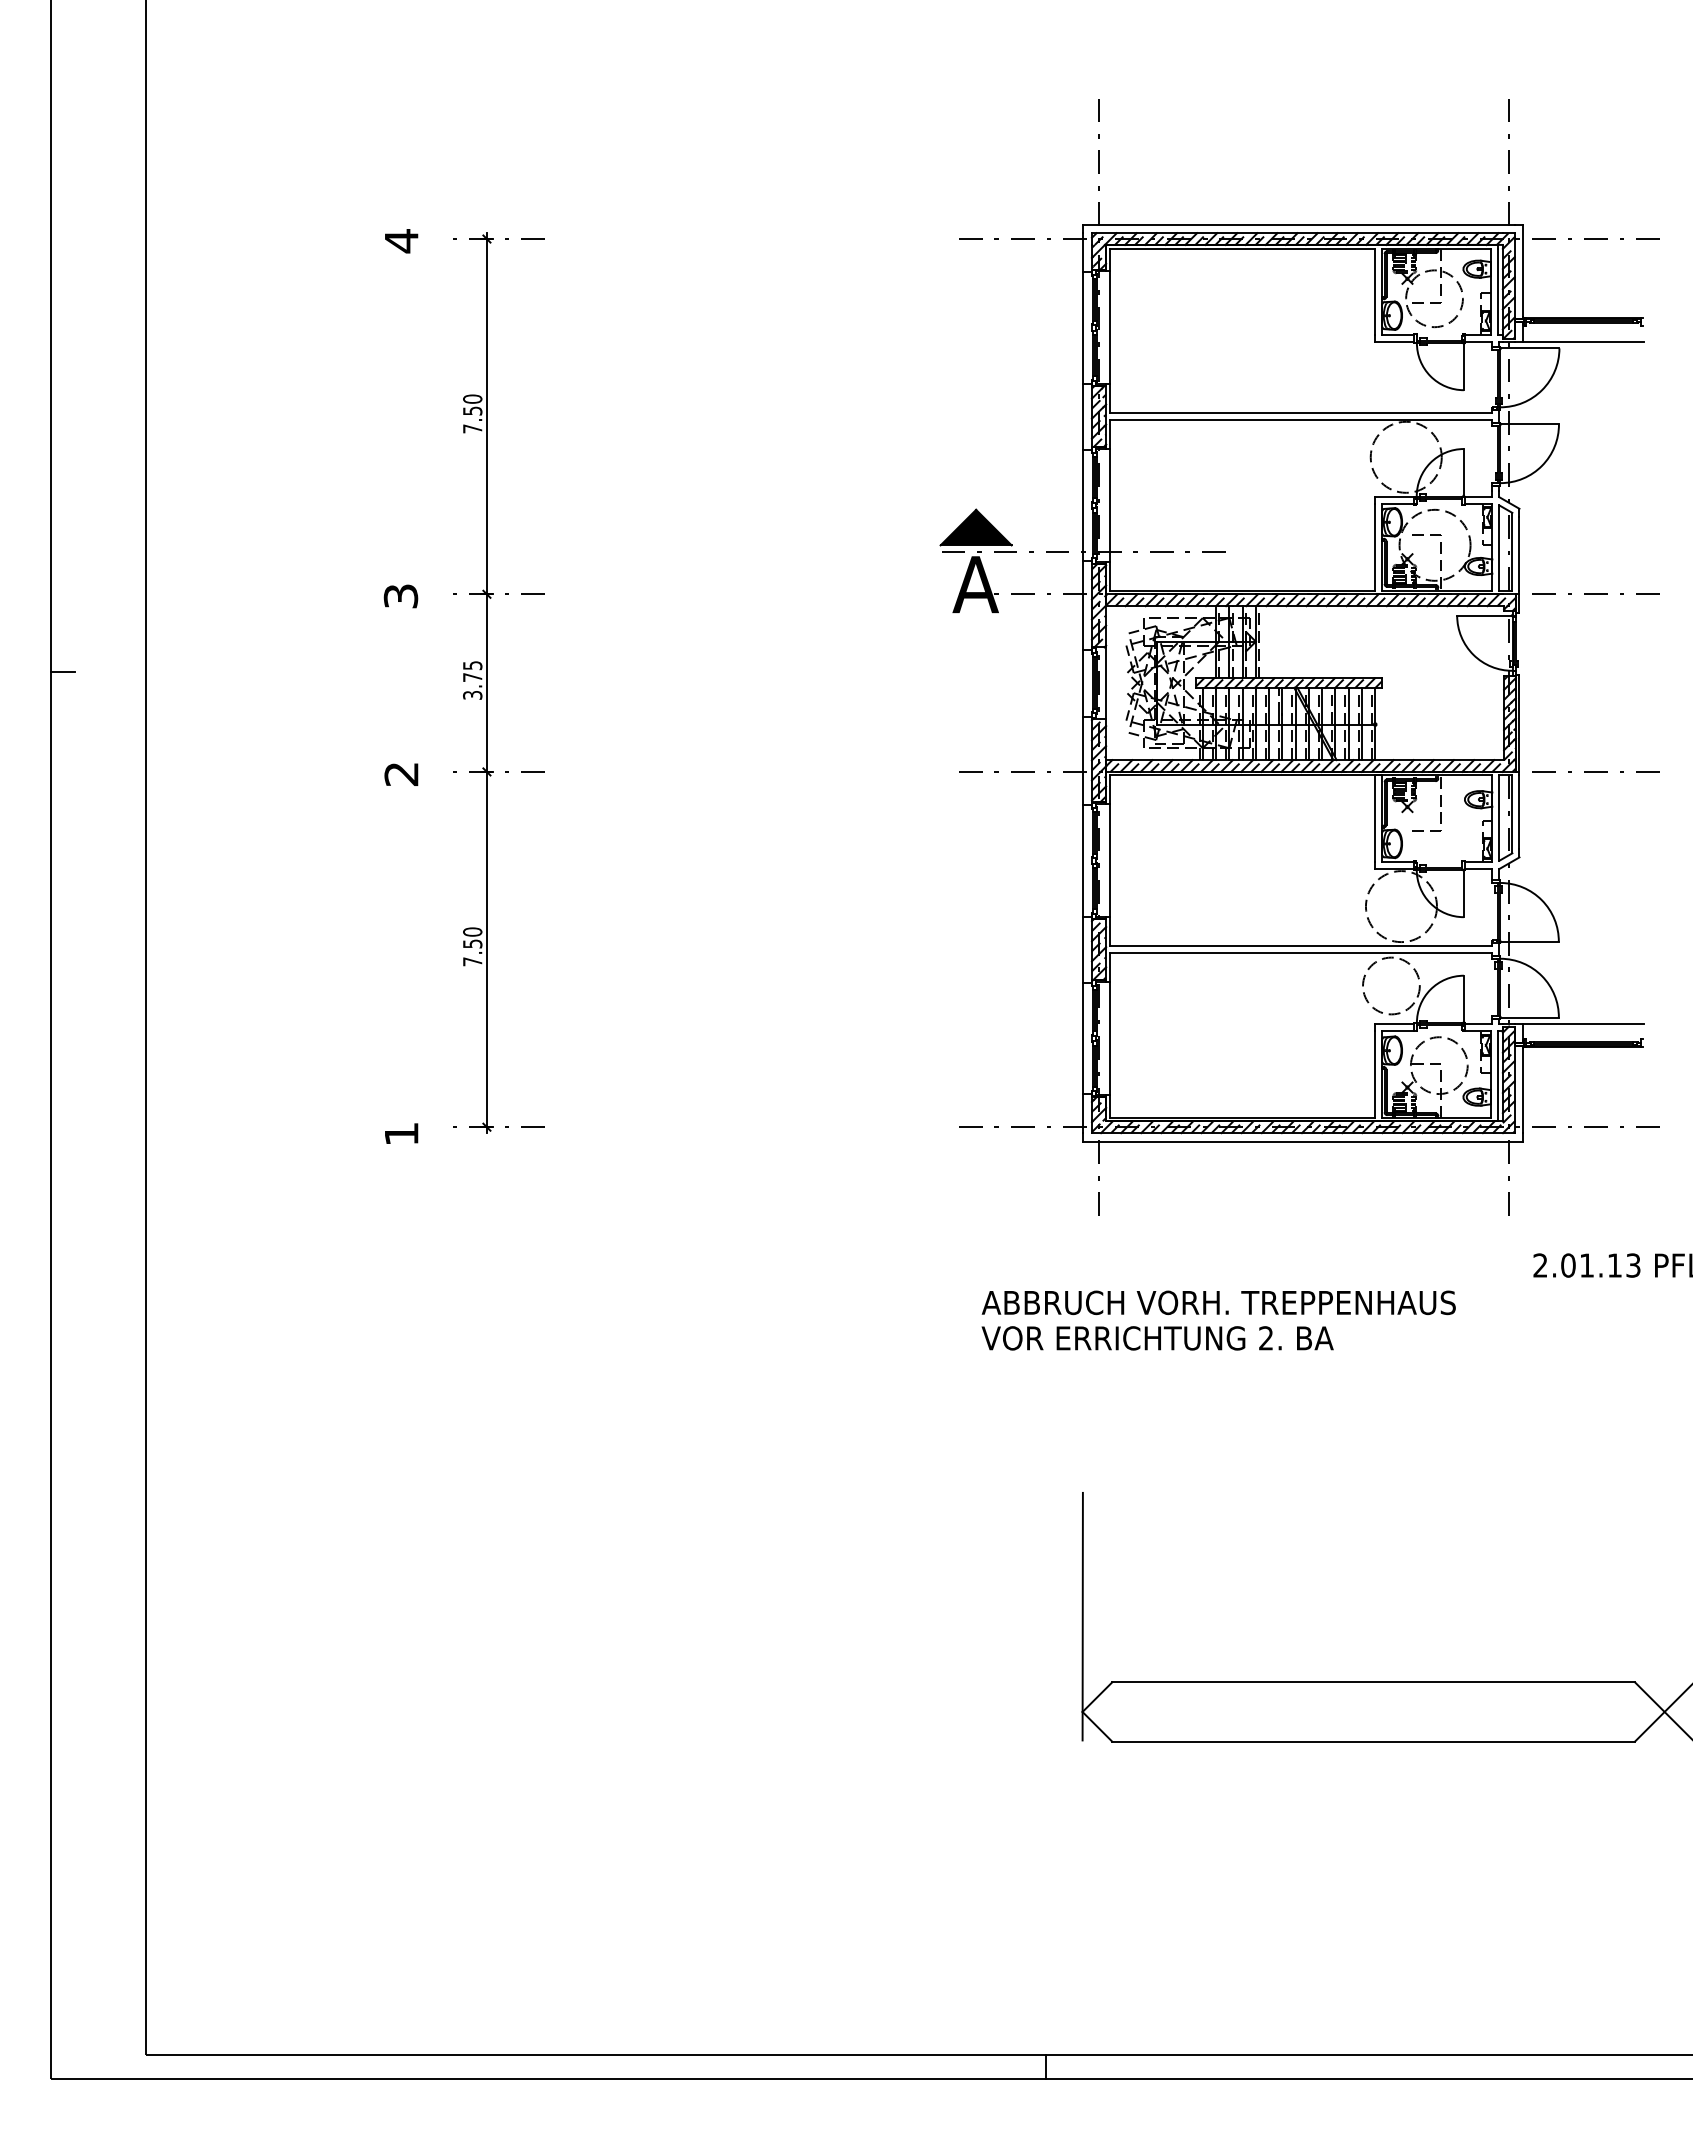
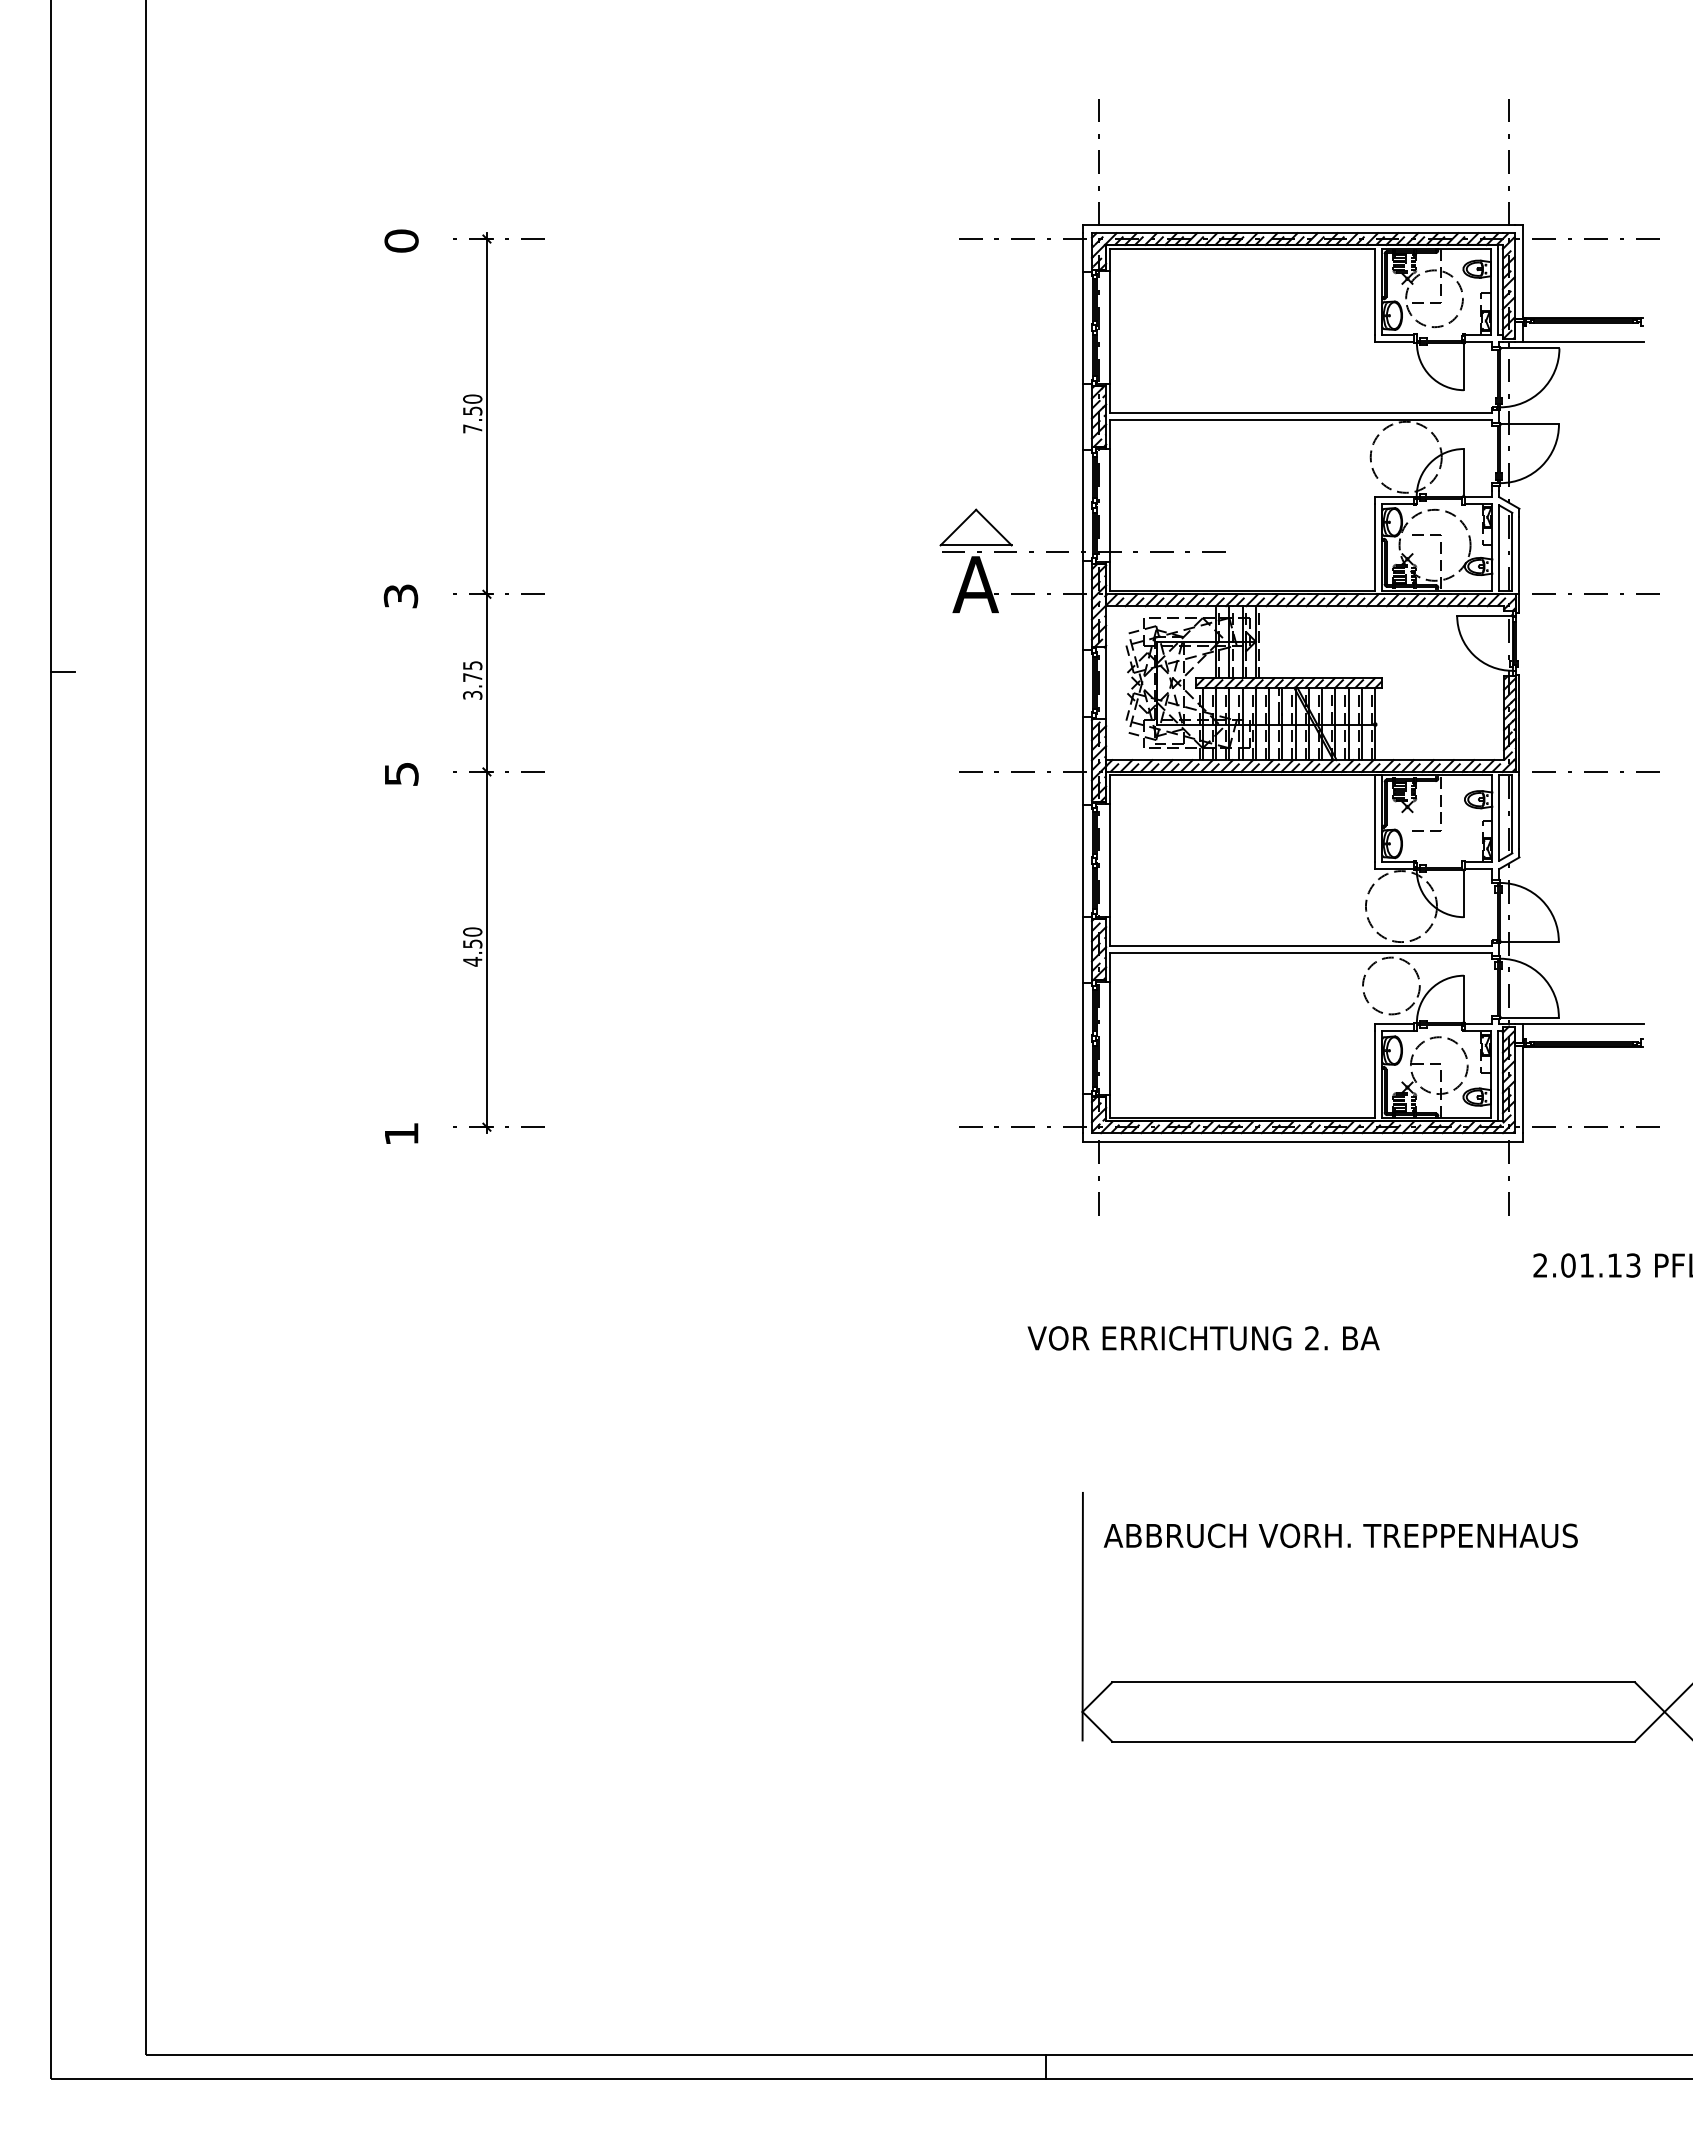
text: 4 -> 0 (401, 241)
fill: present -> none (975, 527)
text: 2 -> 5 (401, 774)
text: 7.50 -> 4.50 (472, 961)
text position: (1218, 1302) -> (1340, 1535) (1340, 1535)
text position: (1157, 1338) -> (1203, 1338) (1203, 1338)
